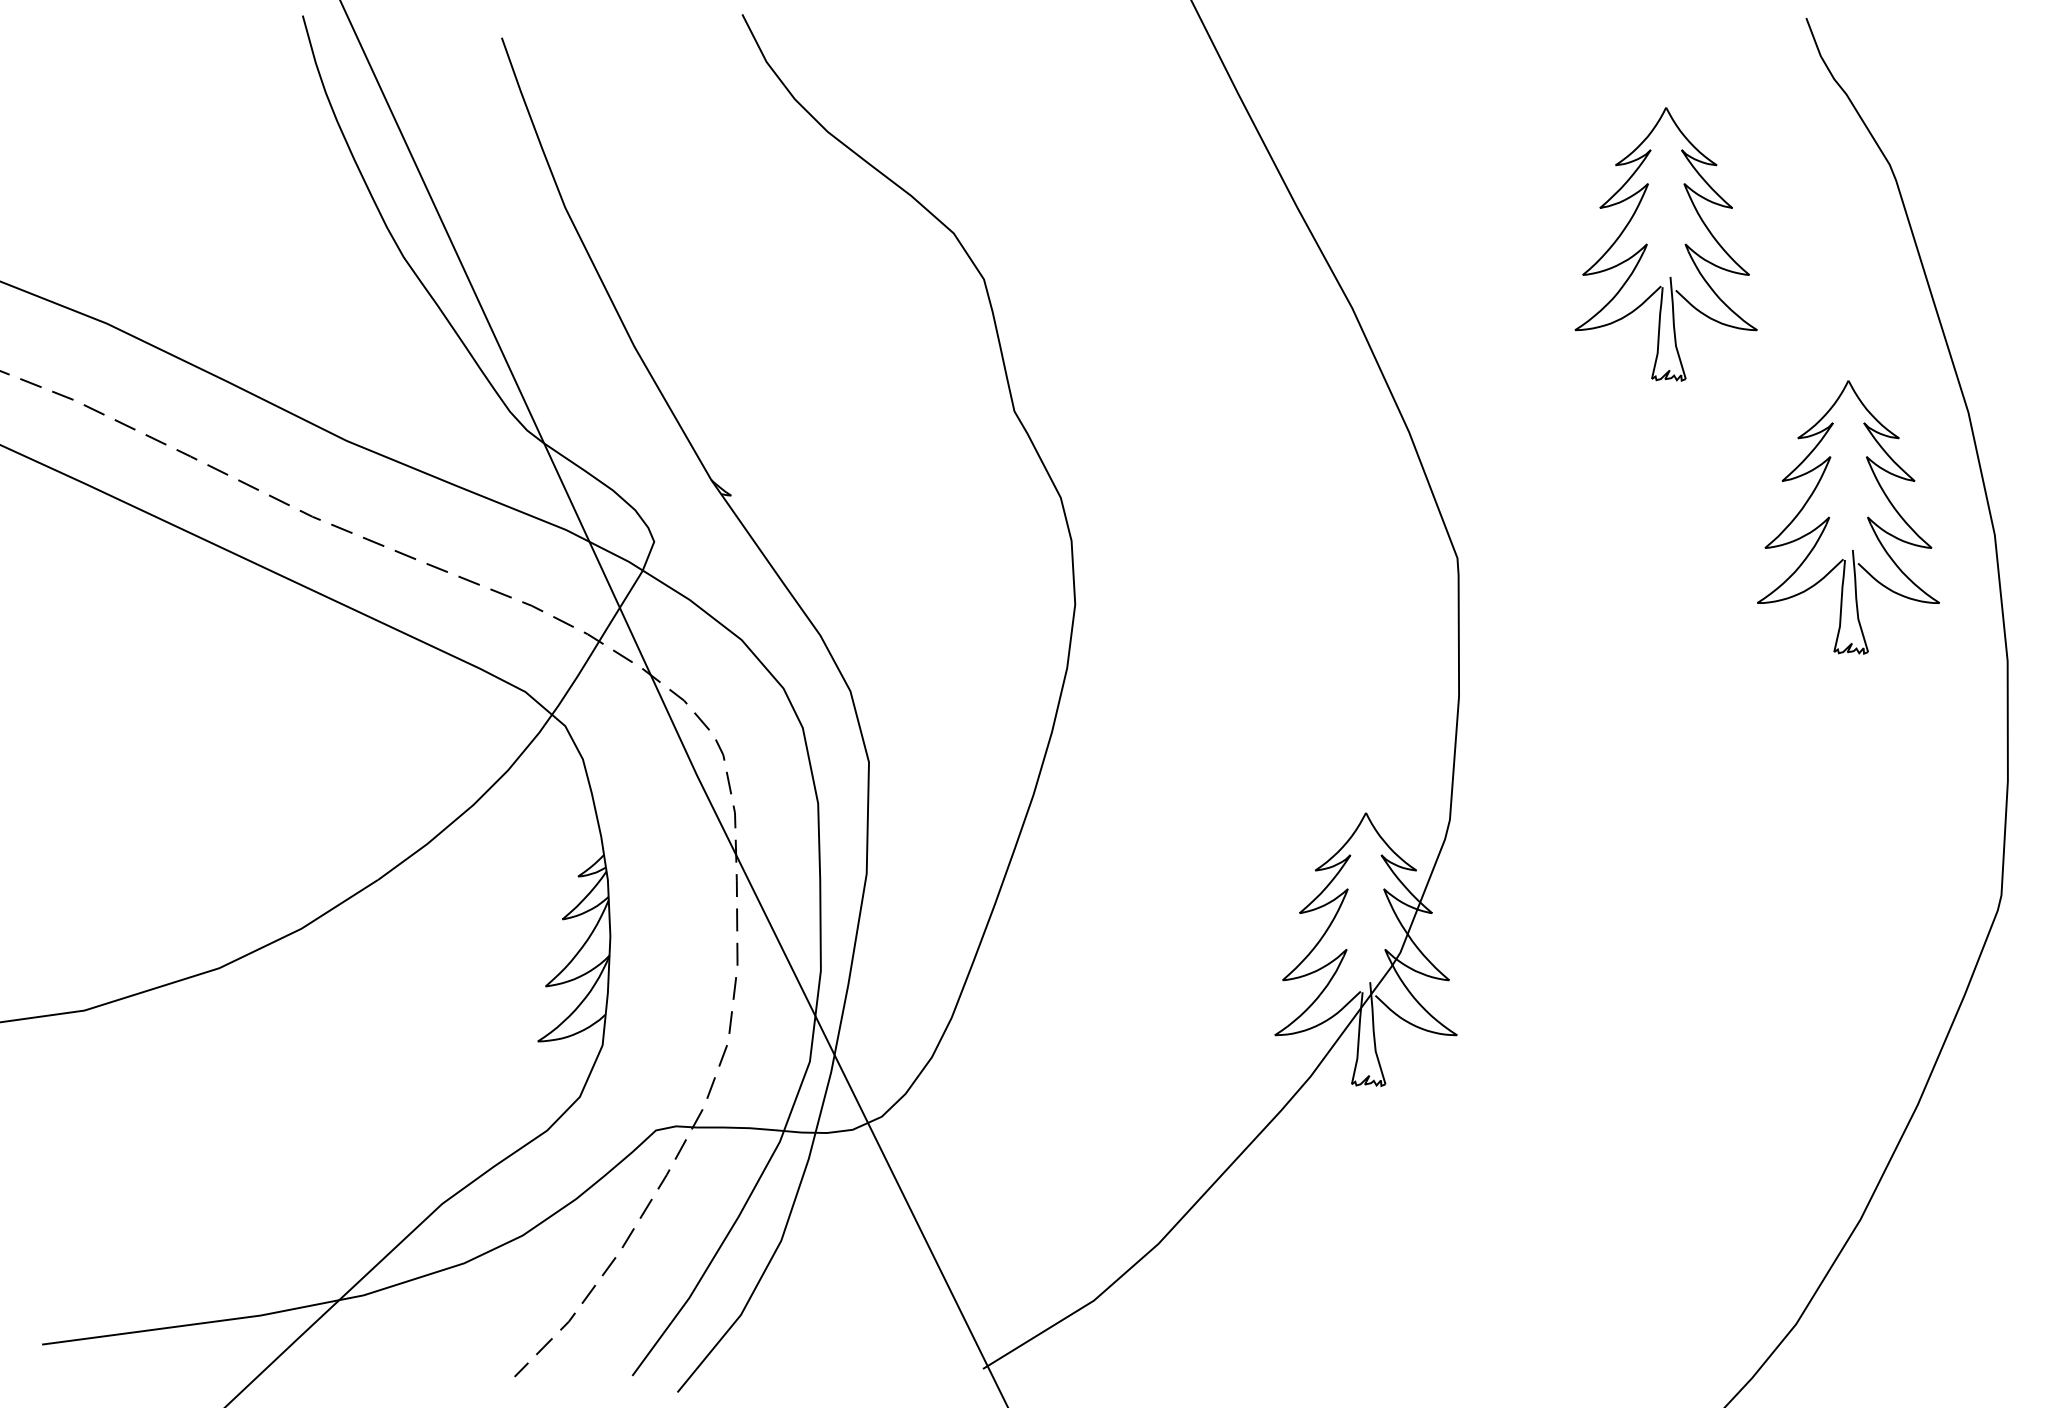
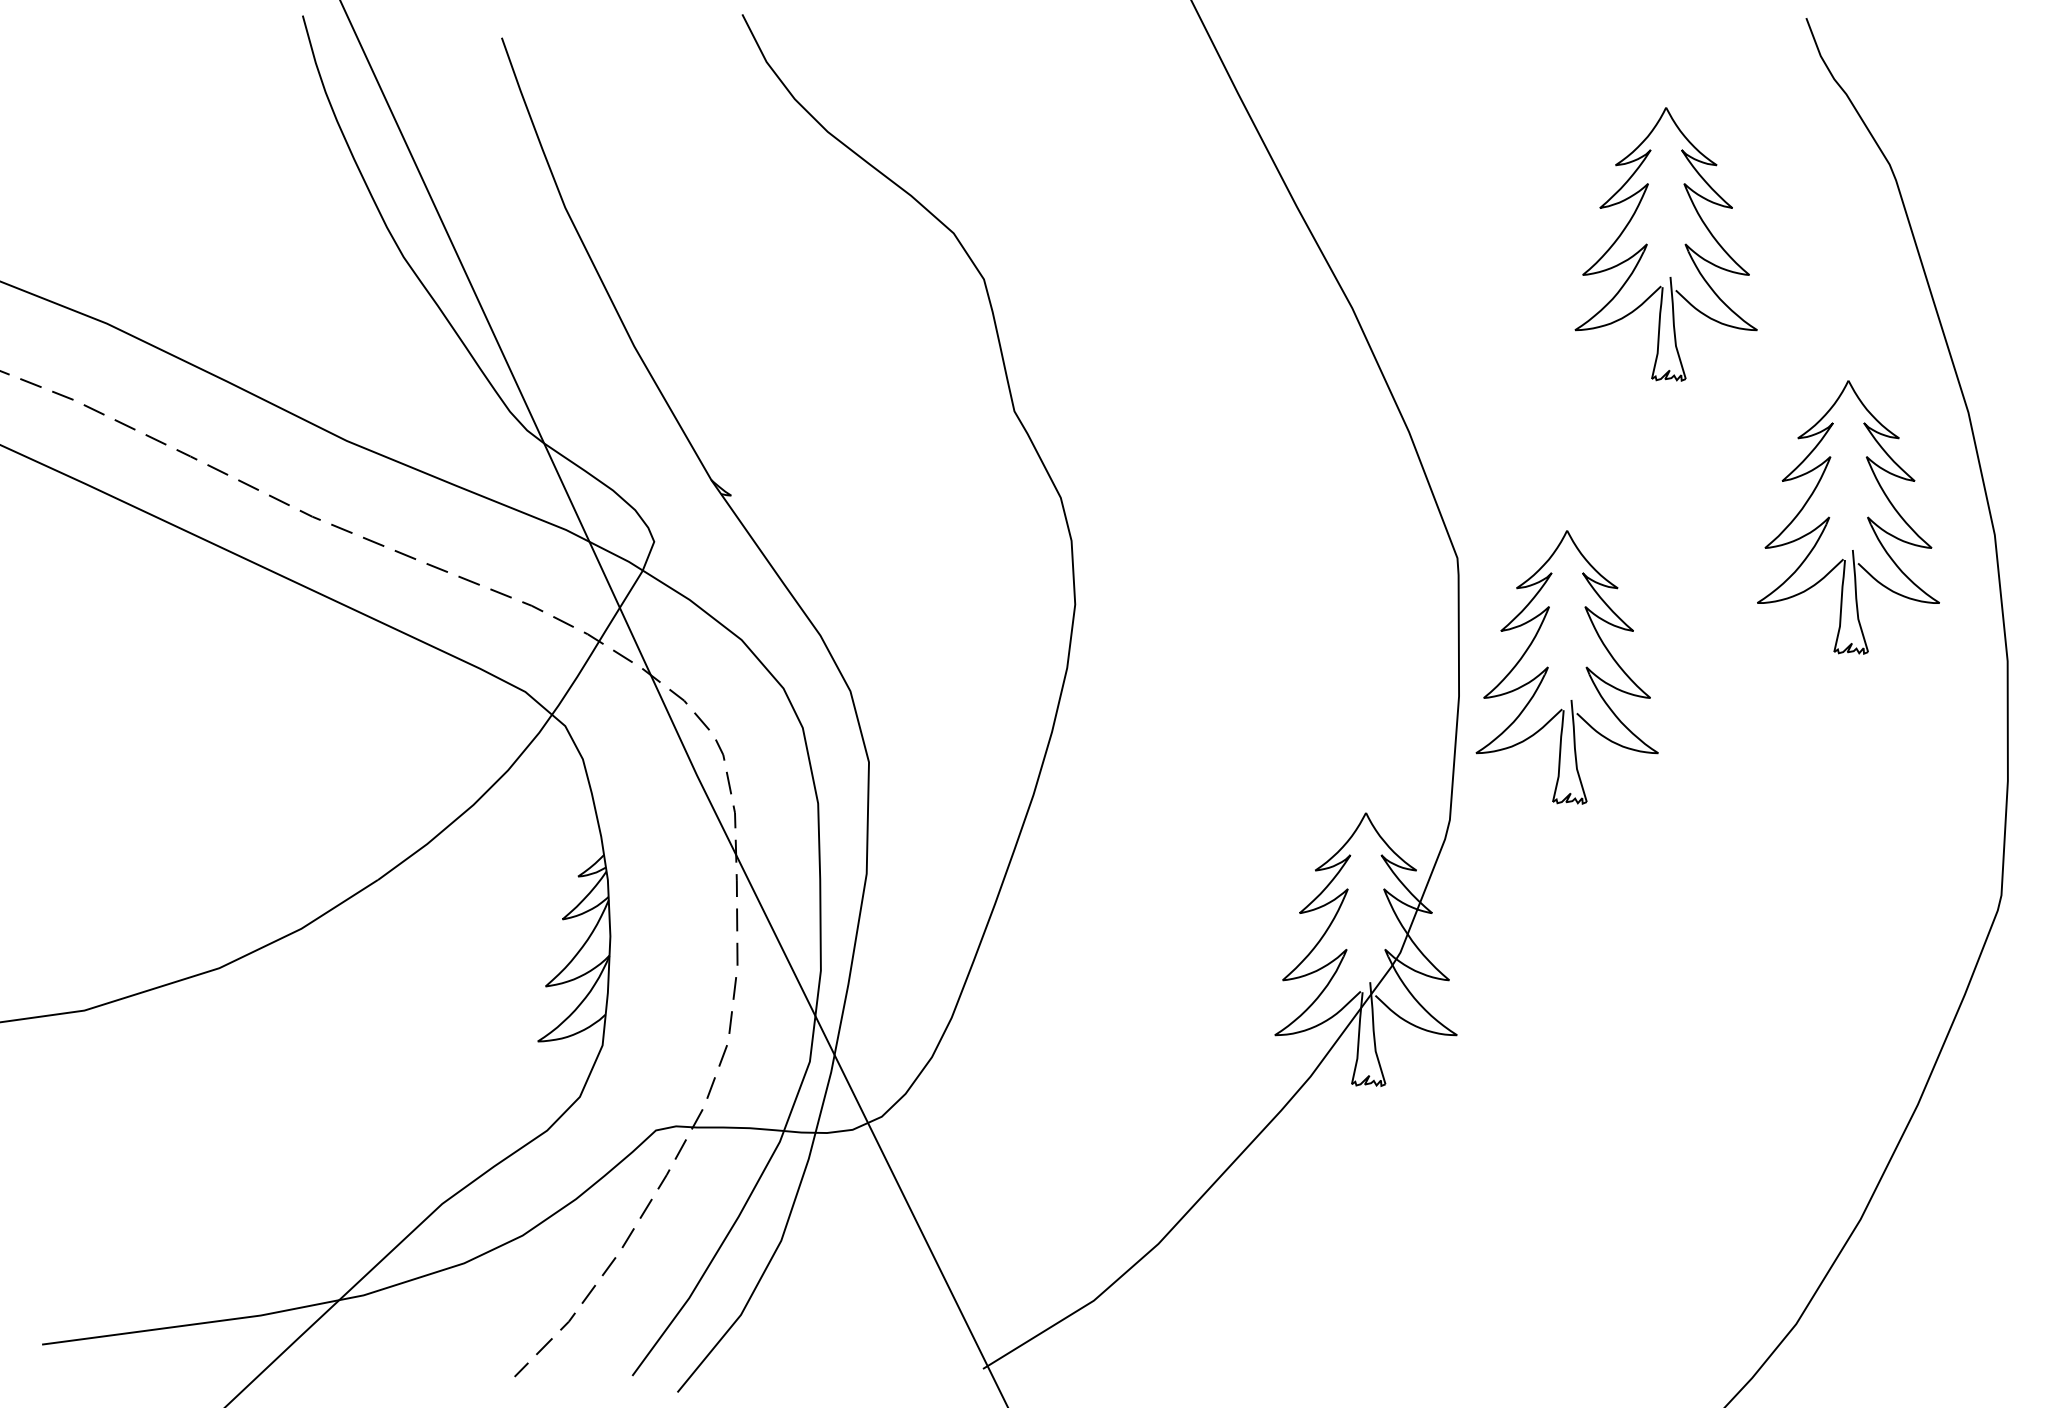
part: none -> present (1548, 667)
